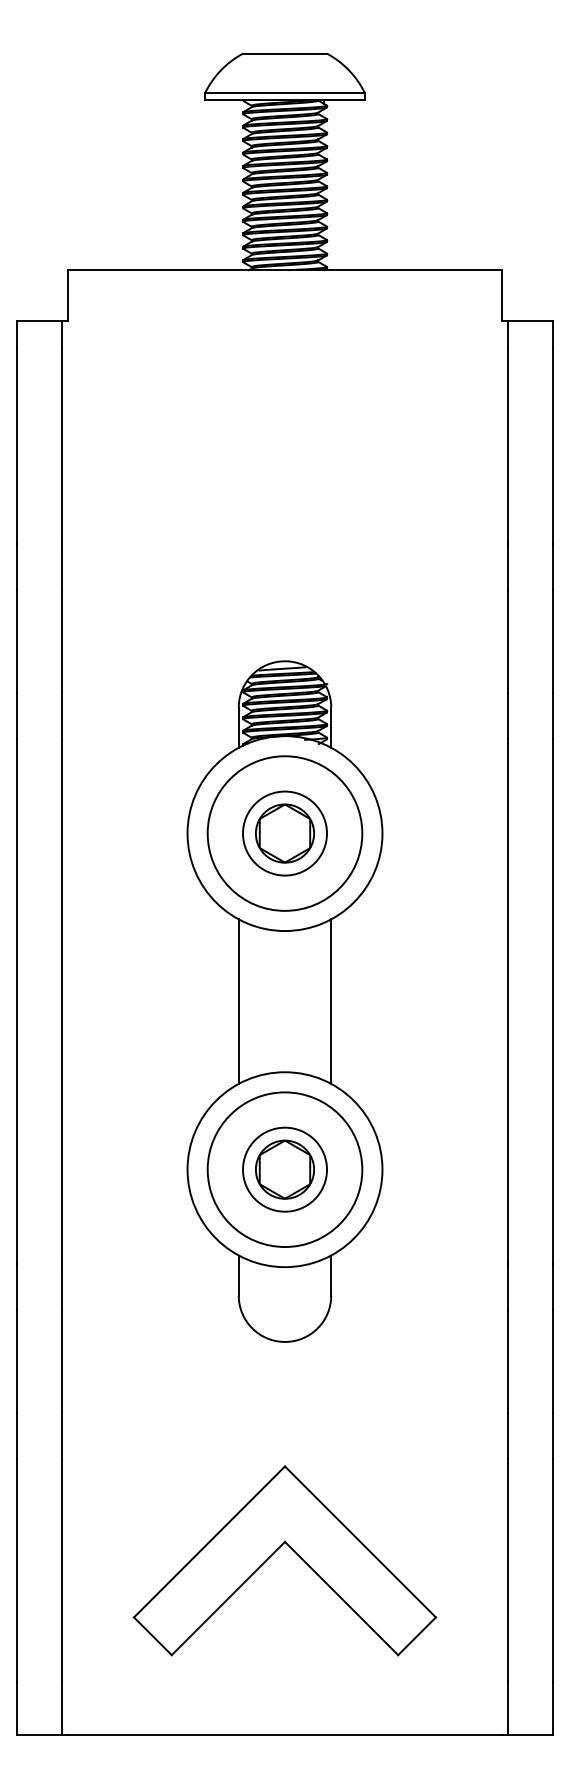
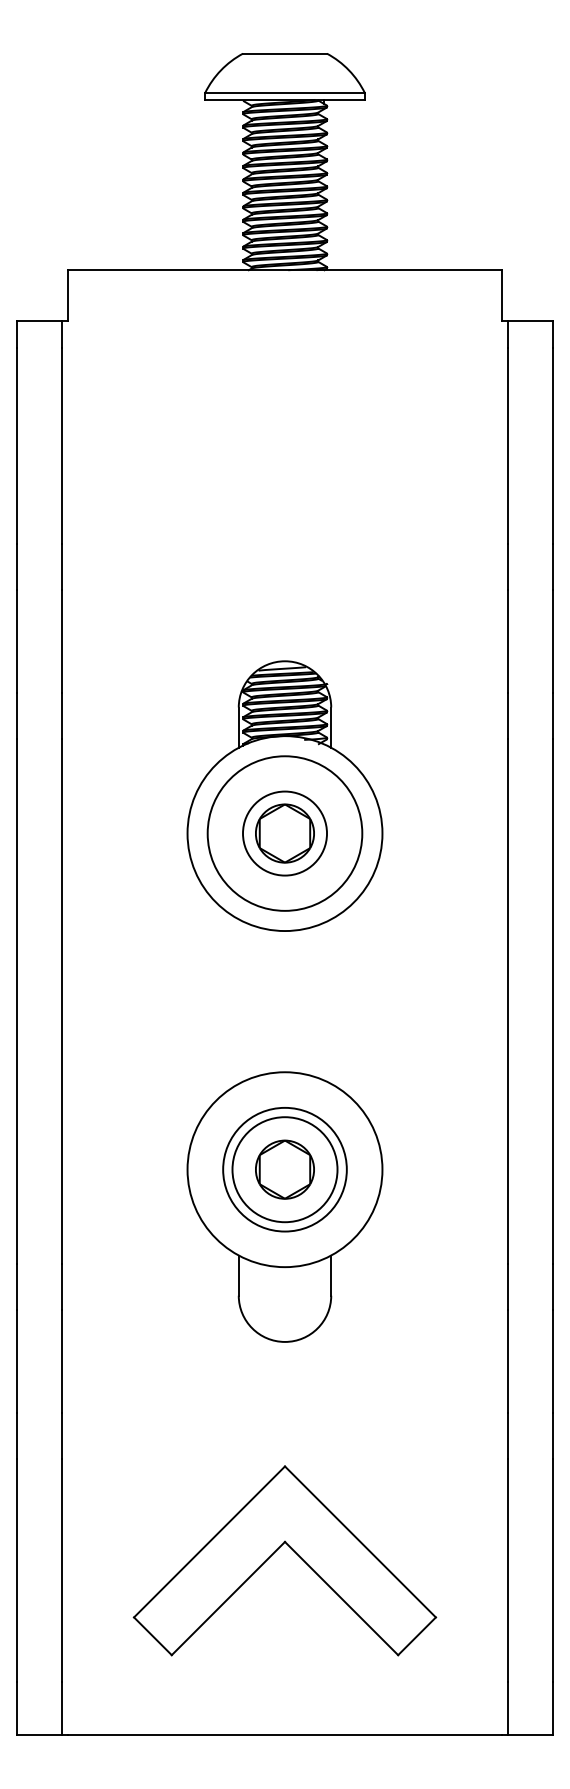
line: present -> none (238, 1001)
line: present -> none (331, 1001)
circle diameter: 155 px -> 124 px (284, 1169)
circle diameter: 84 px -> 105 px (284, 1169)
